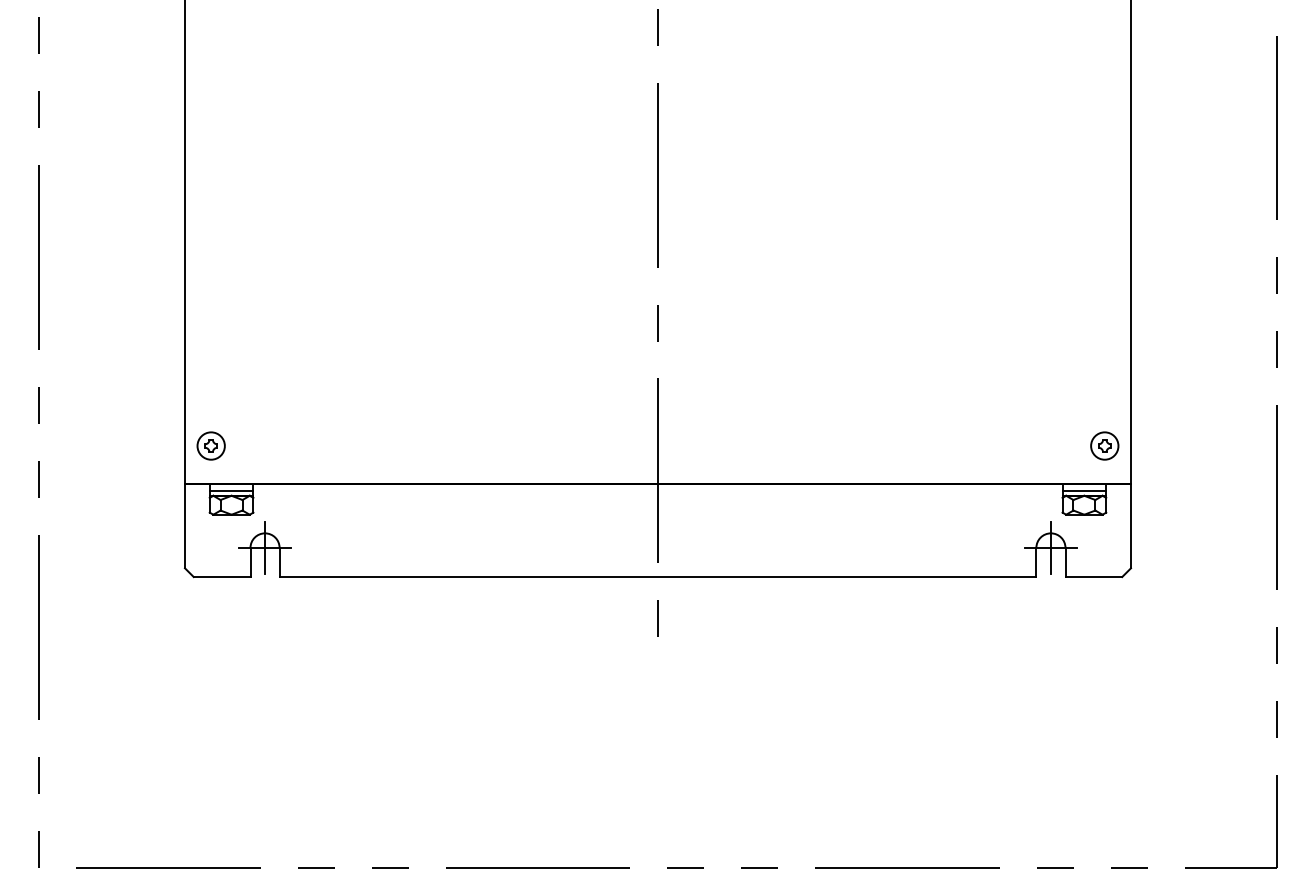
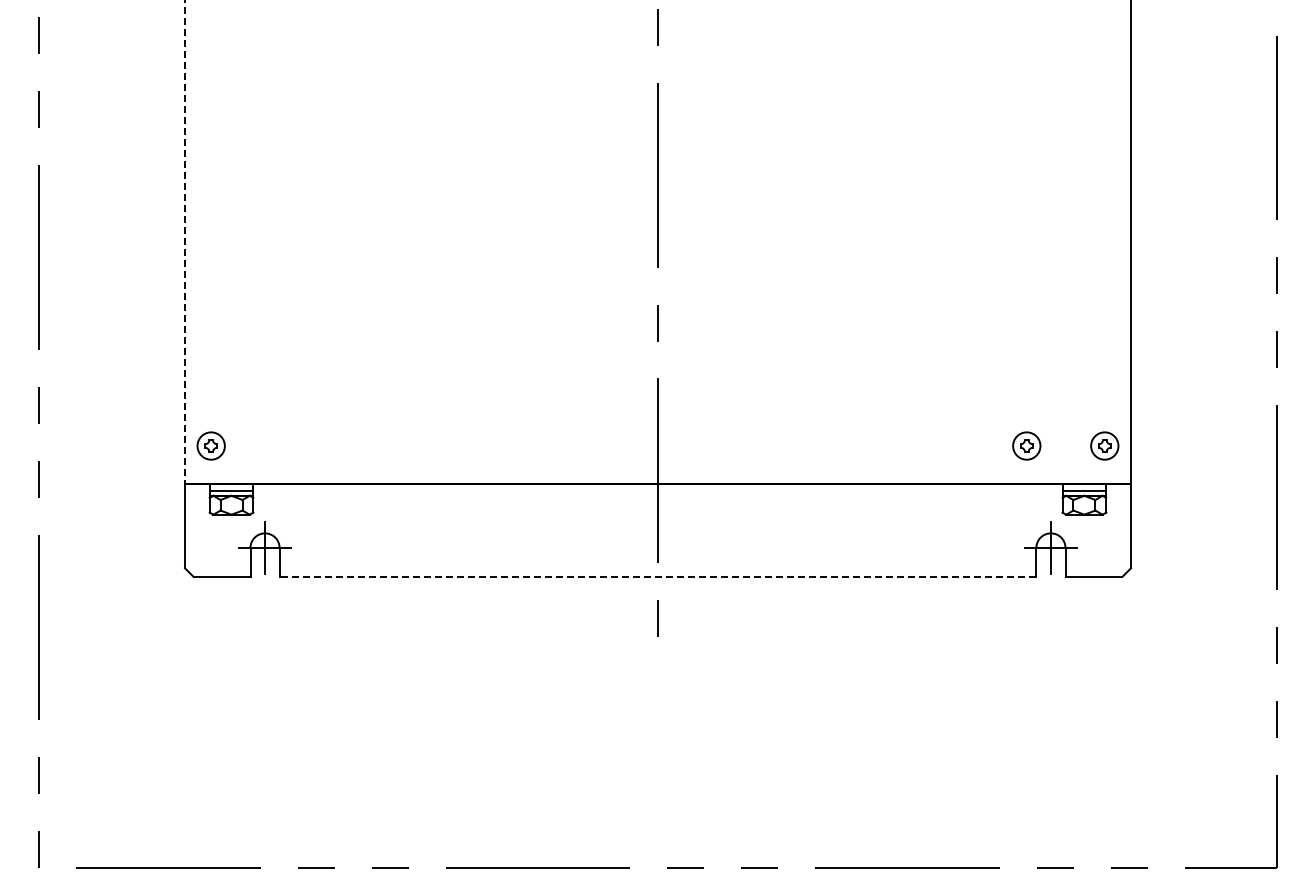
line: solid -> dashed (185, 242)
part: none -> present (1026, 445)
line: solid -> dashed (657, 577)
